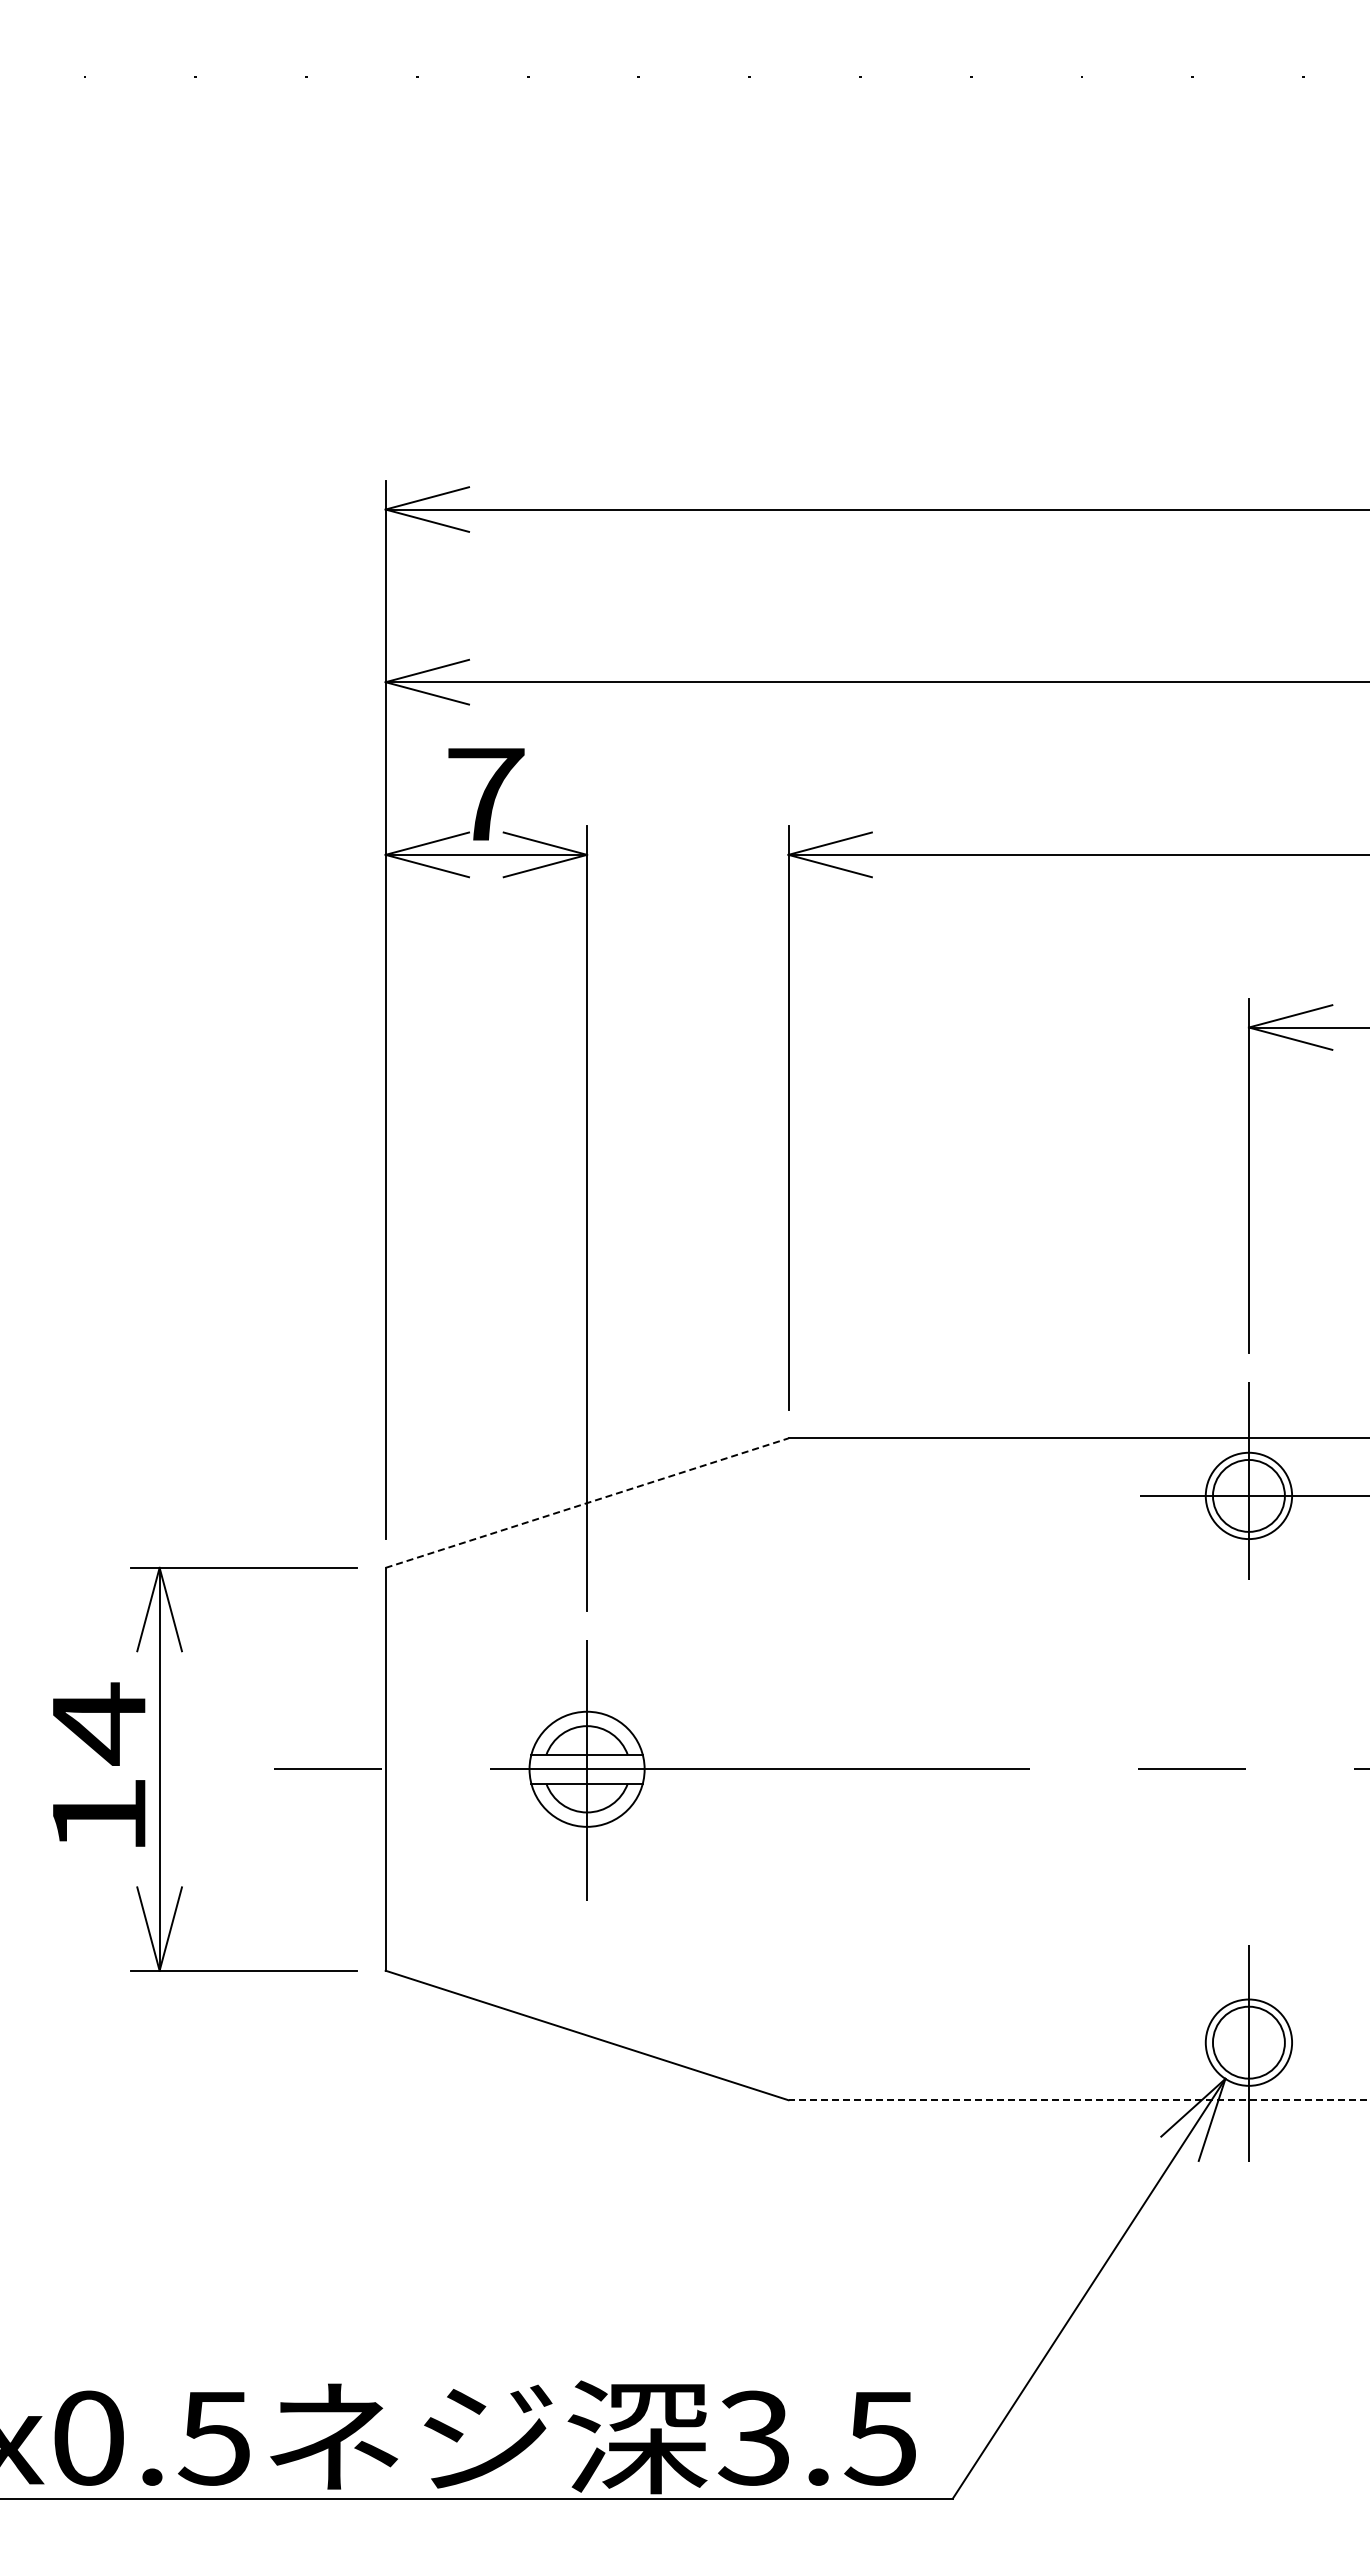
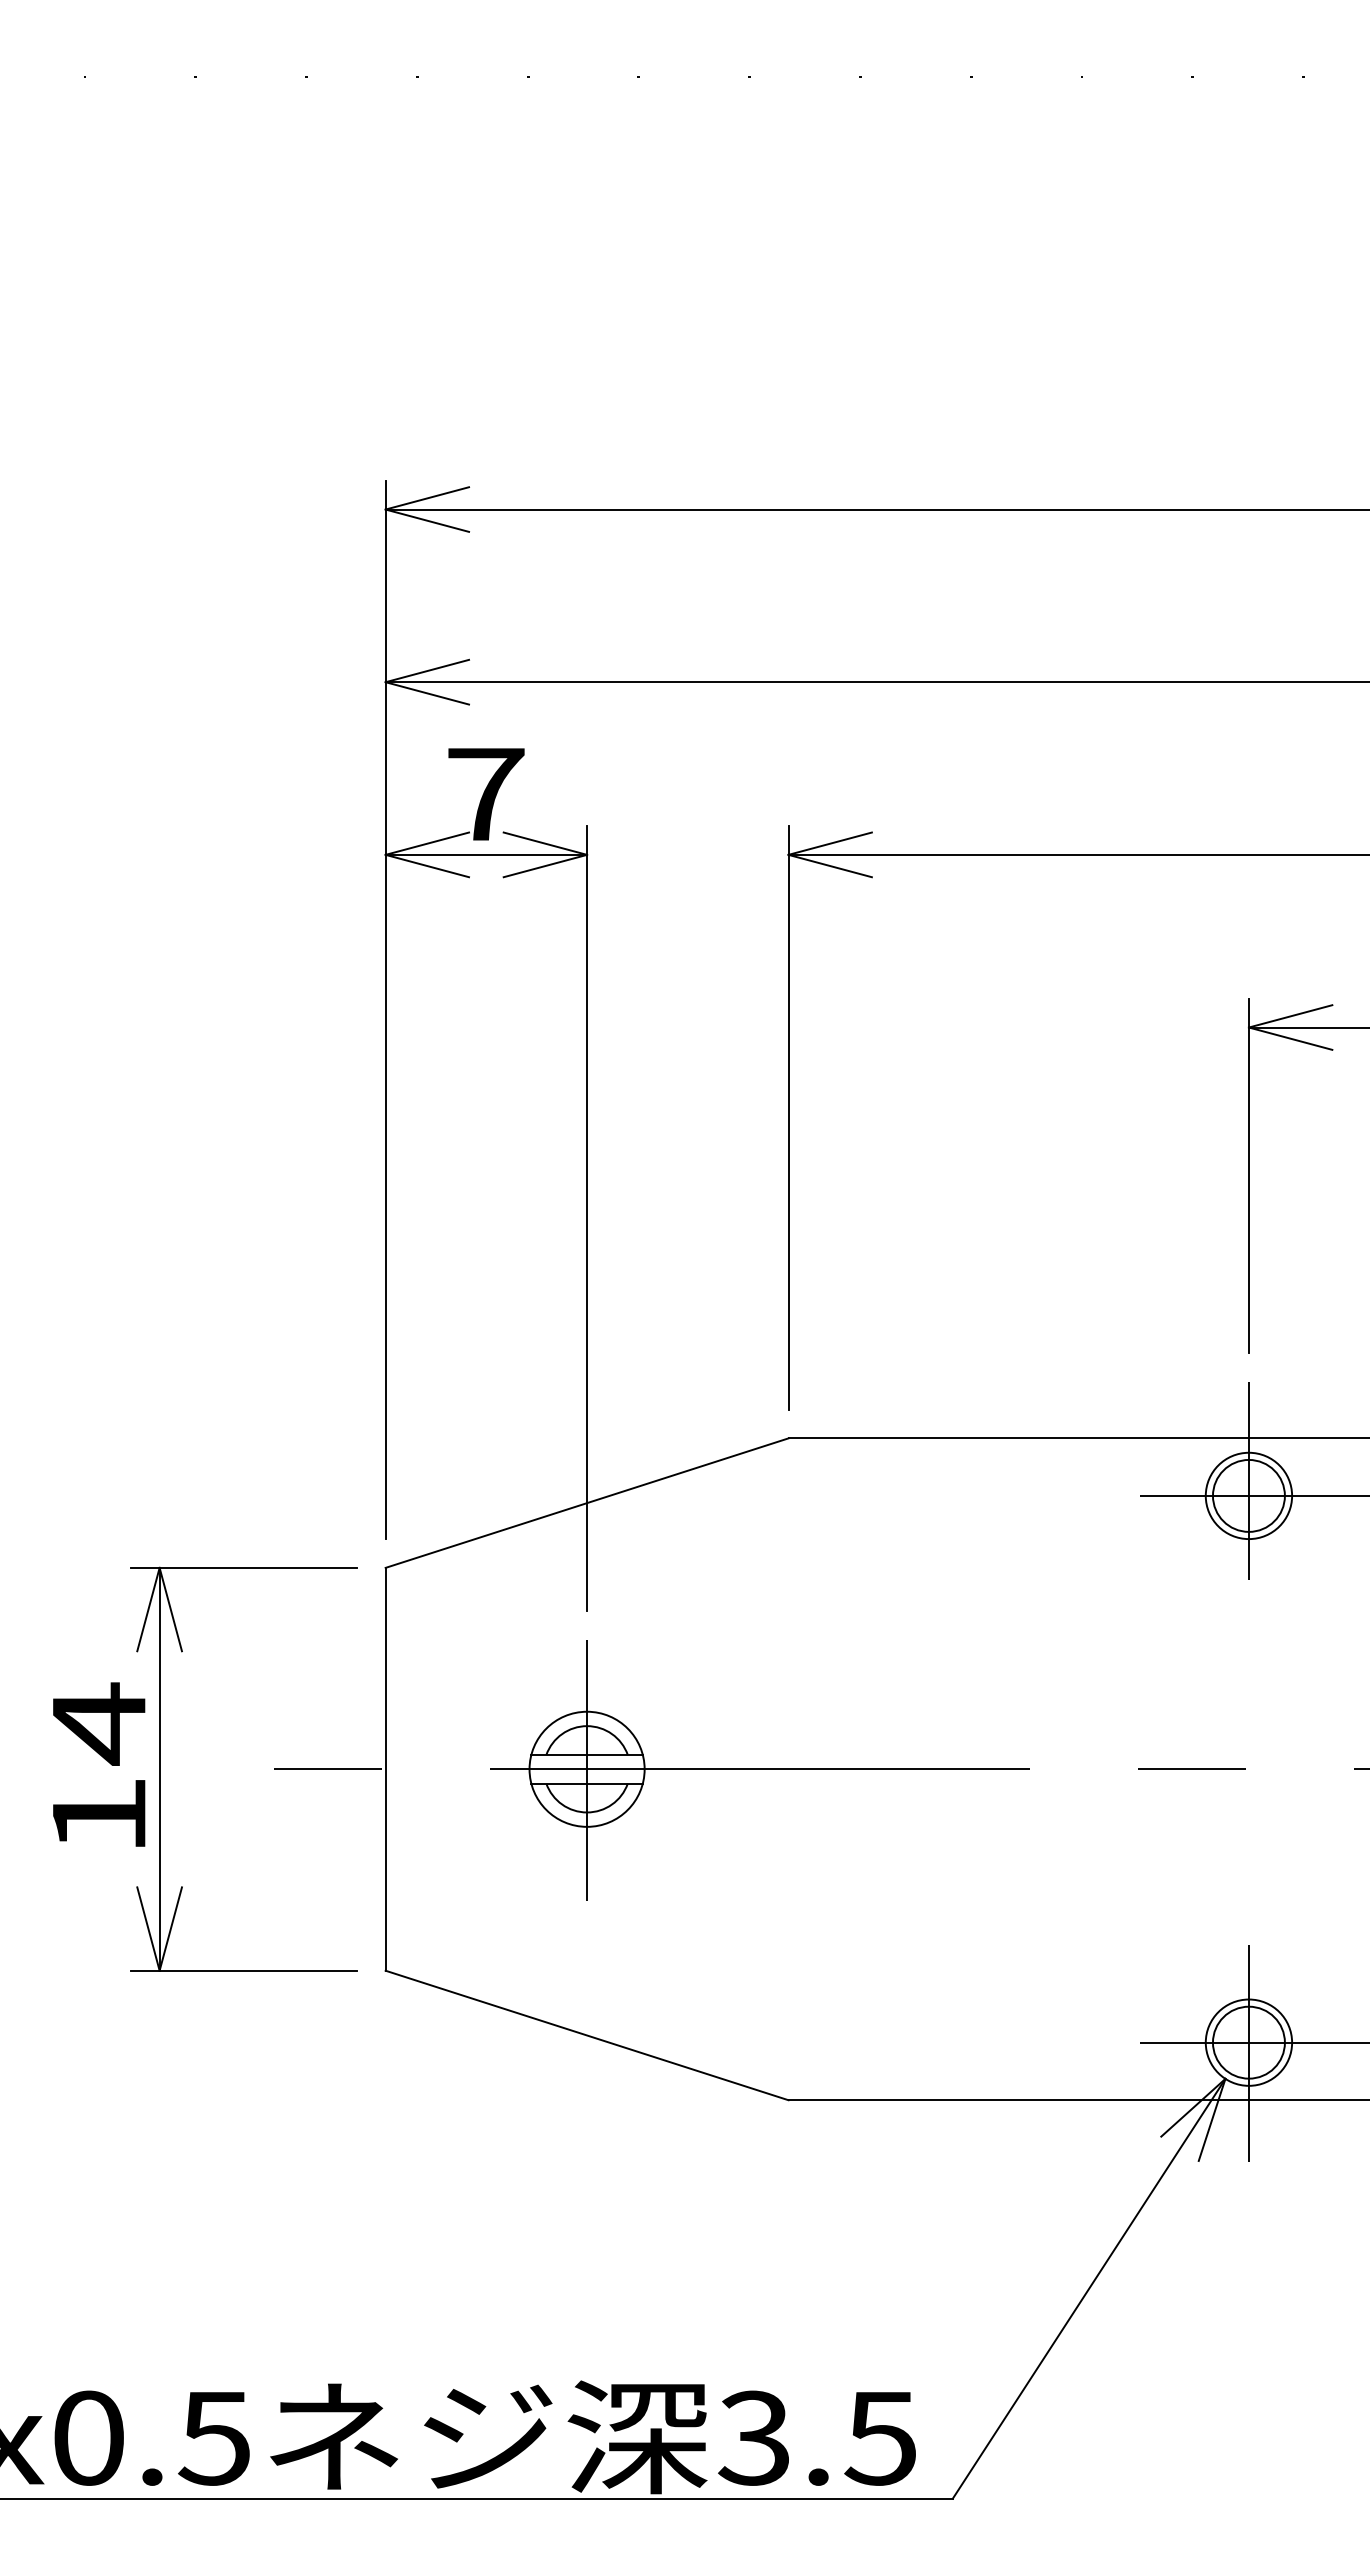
line: dashed -> solid (587, 1503)
line: none -> present (1252, 2042)
line: dashed -> solid (1078, 2100)
